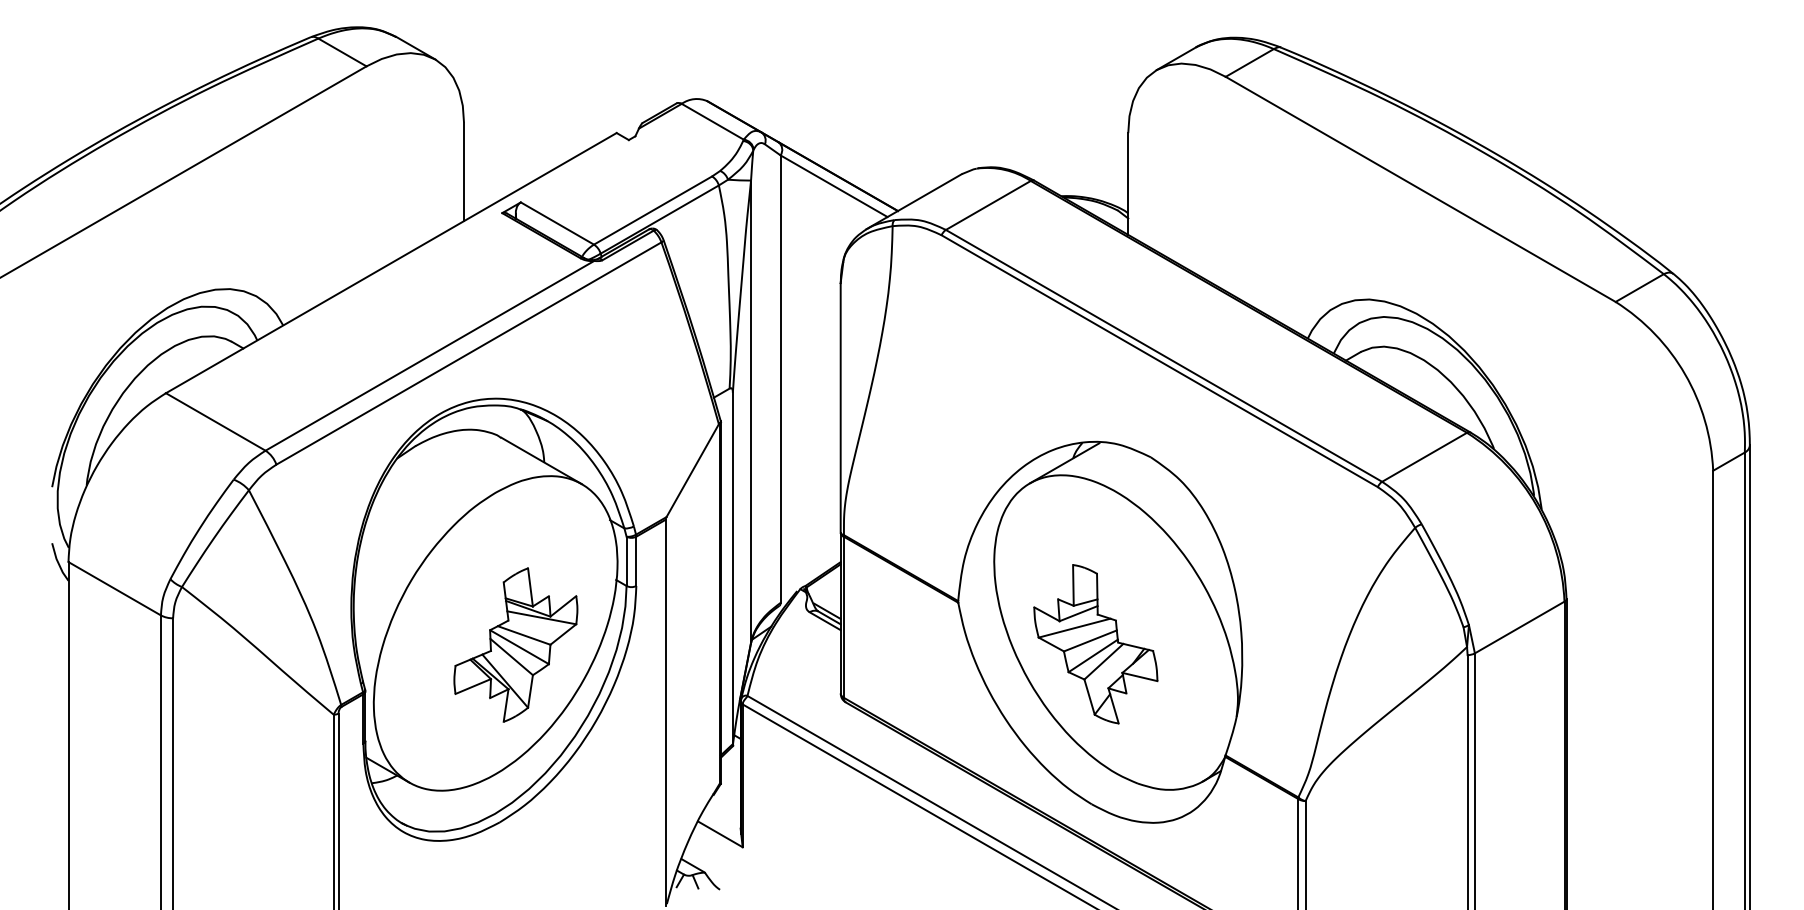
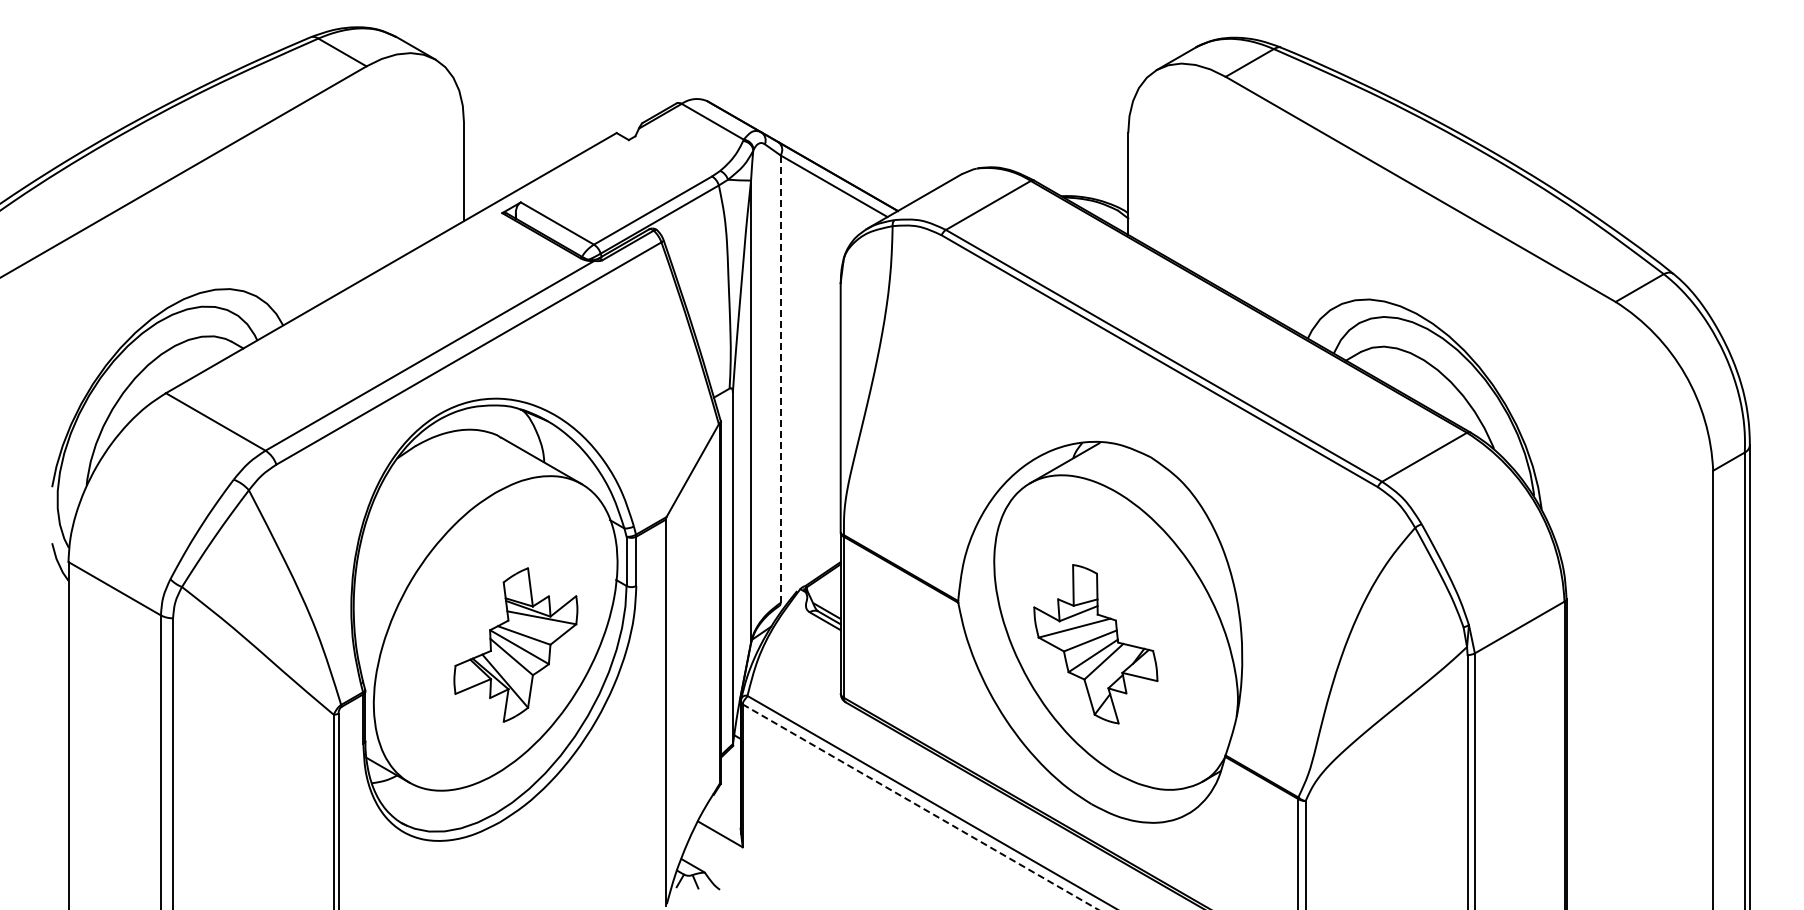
line: solid -> dashed (780, 379)
line: solid -> dashed (920, 807)
